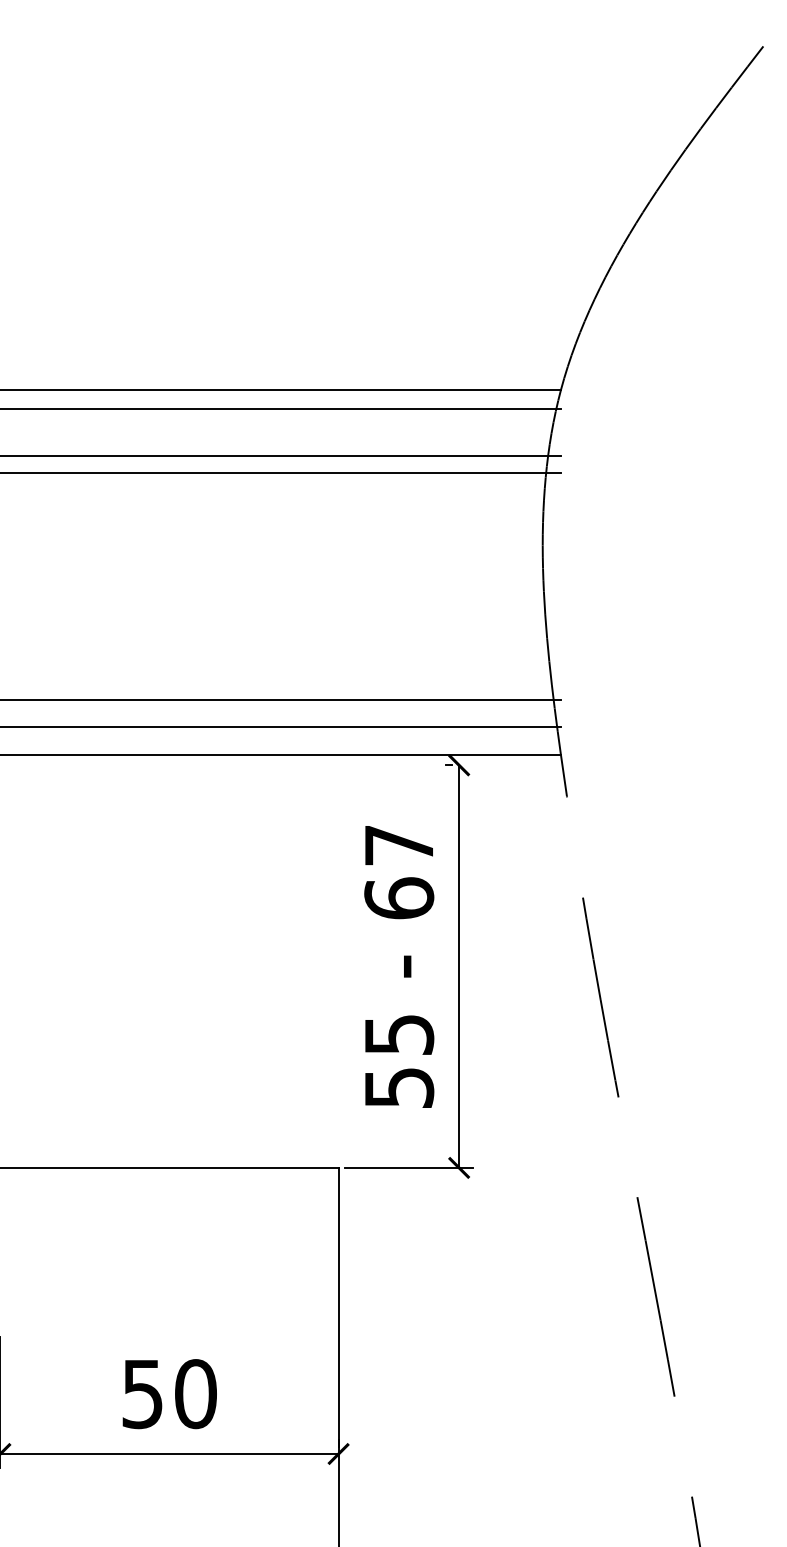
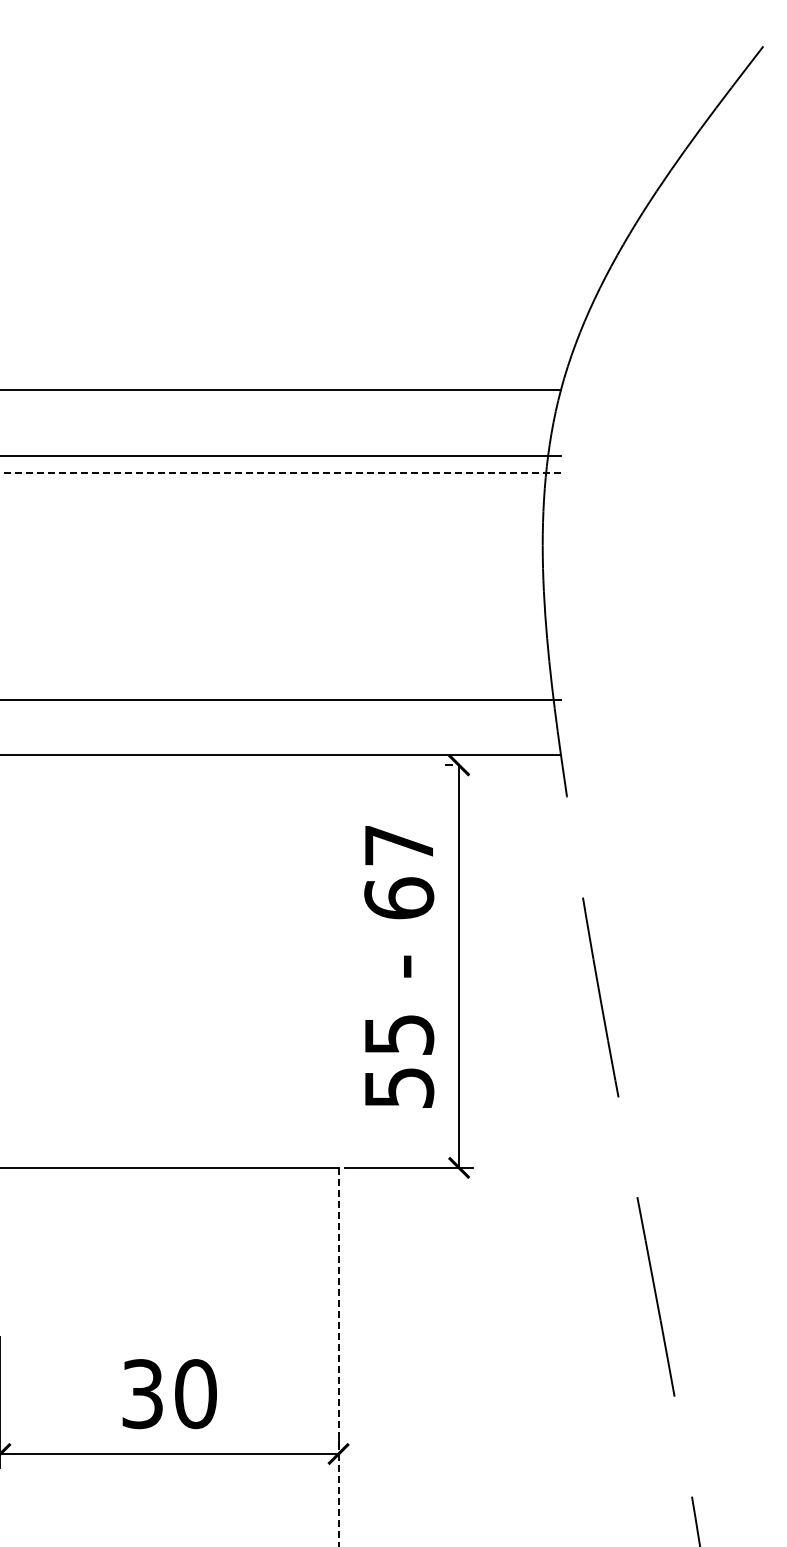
line: present -> none (281, 408)
line: solid -> dashed (280, 473)
line: present -> none (281, 726)
line: solid -> dashed (338, 1357)
text: 50 -> 30 (142, 1393)
